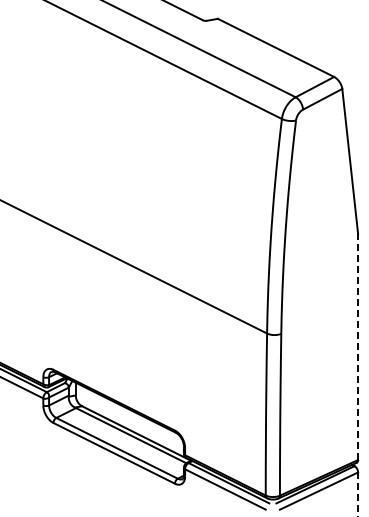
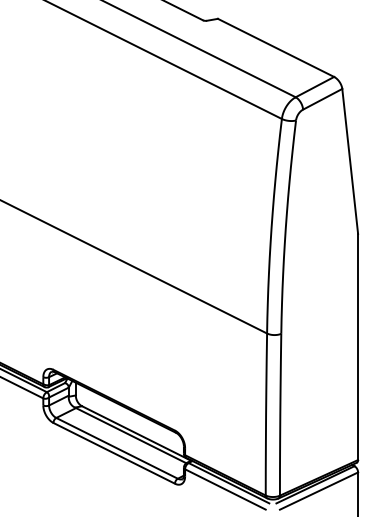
line: dashed -> solid (358, 346)
line: dashed -> solid (358, 494)
